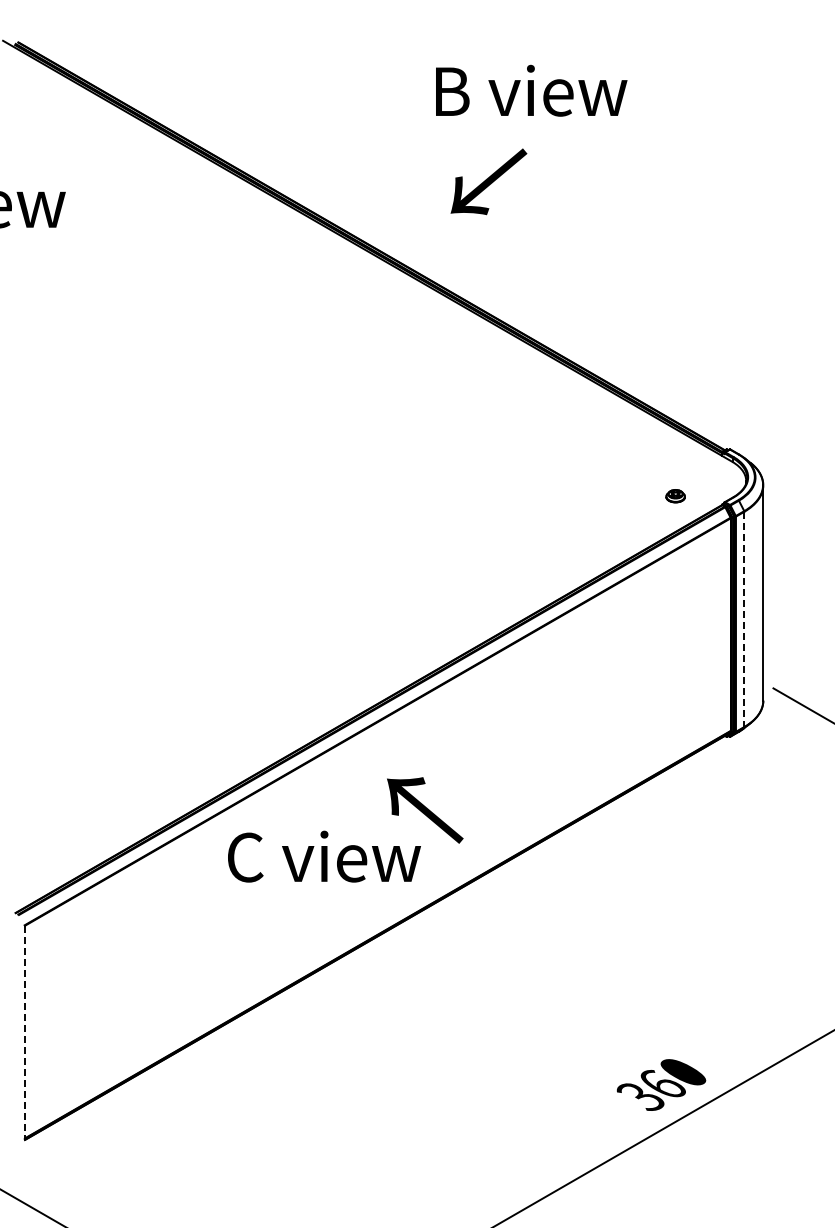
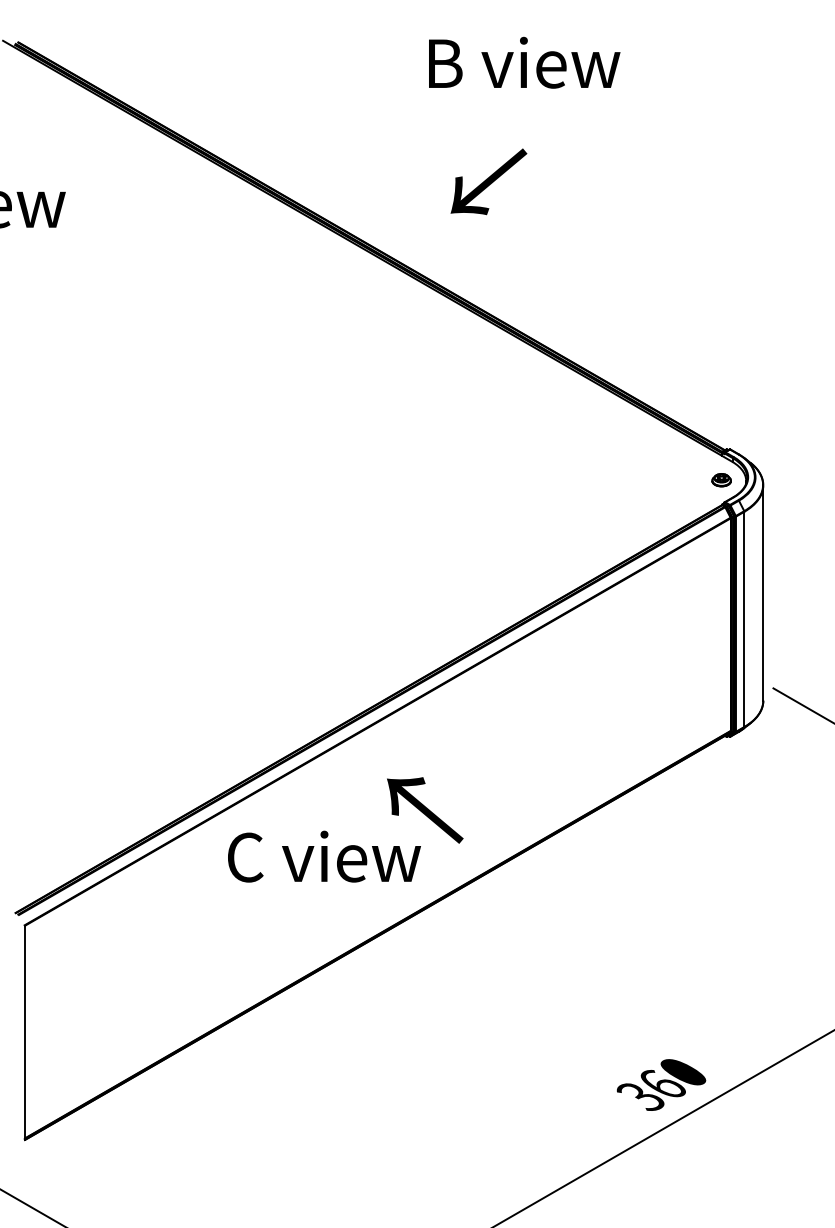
text position: (531, 90) -> (524, 62) (524, 62)
part position: (675, 496) -> (721, 480) (721, 480)
line: dashed -> solid (744, 619)
line: dashed -> solid (25, 1033)
